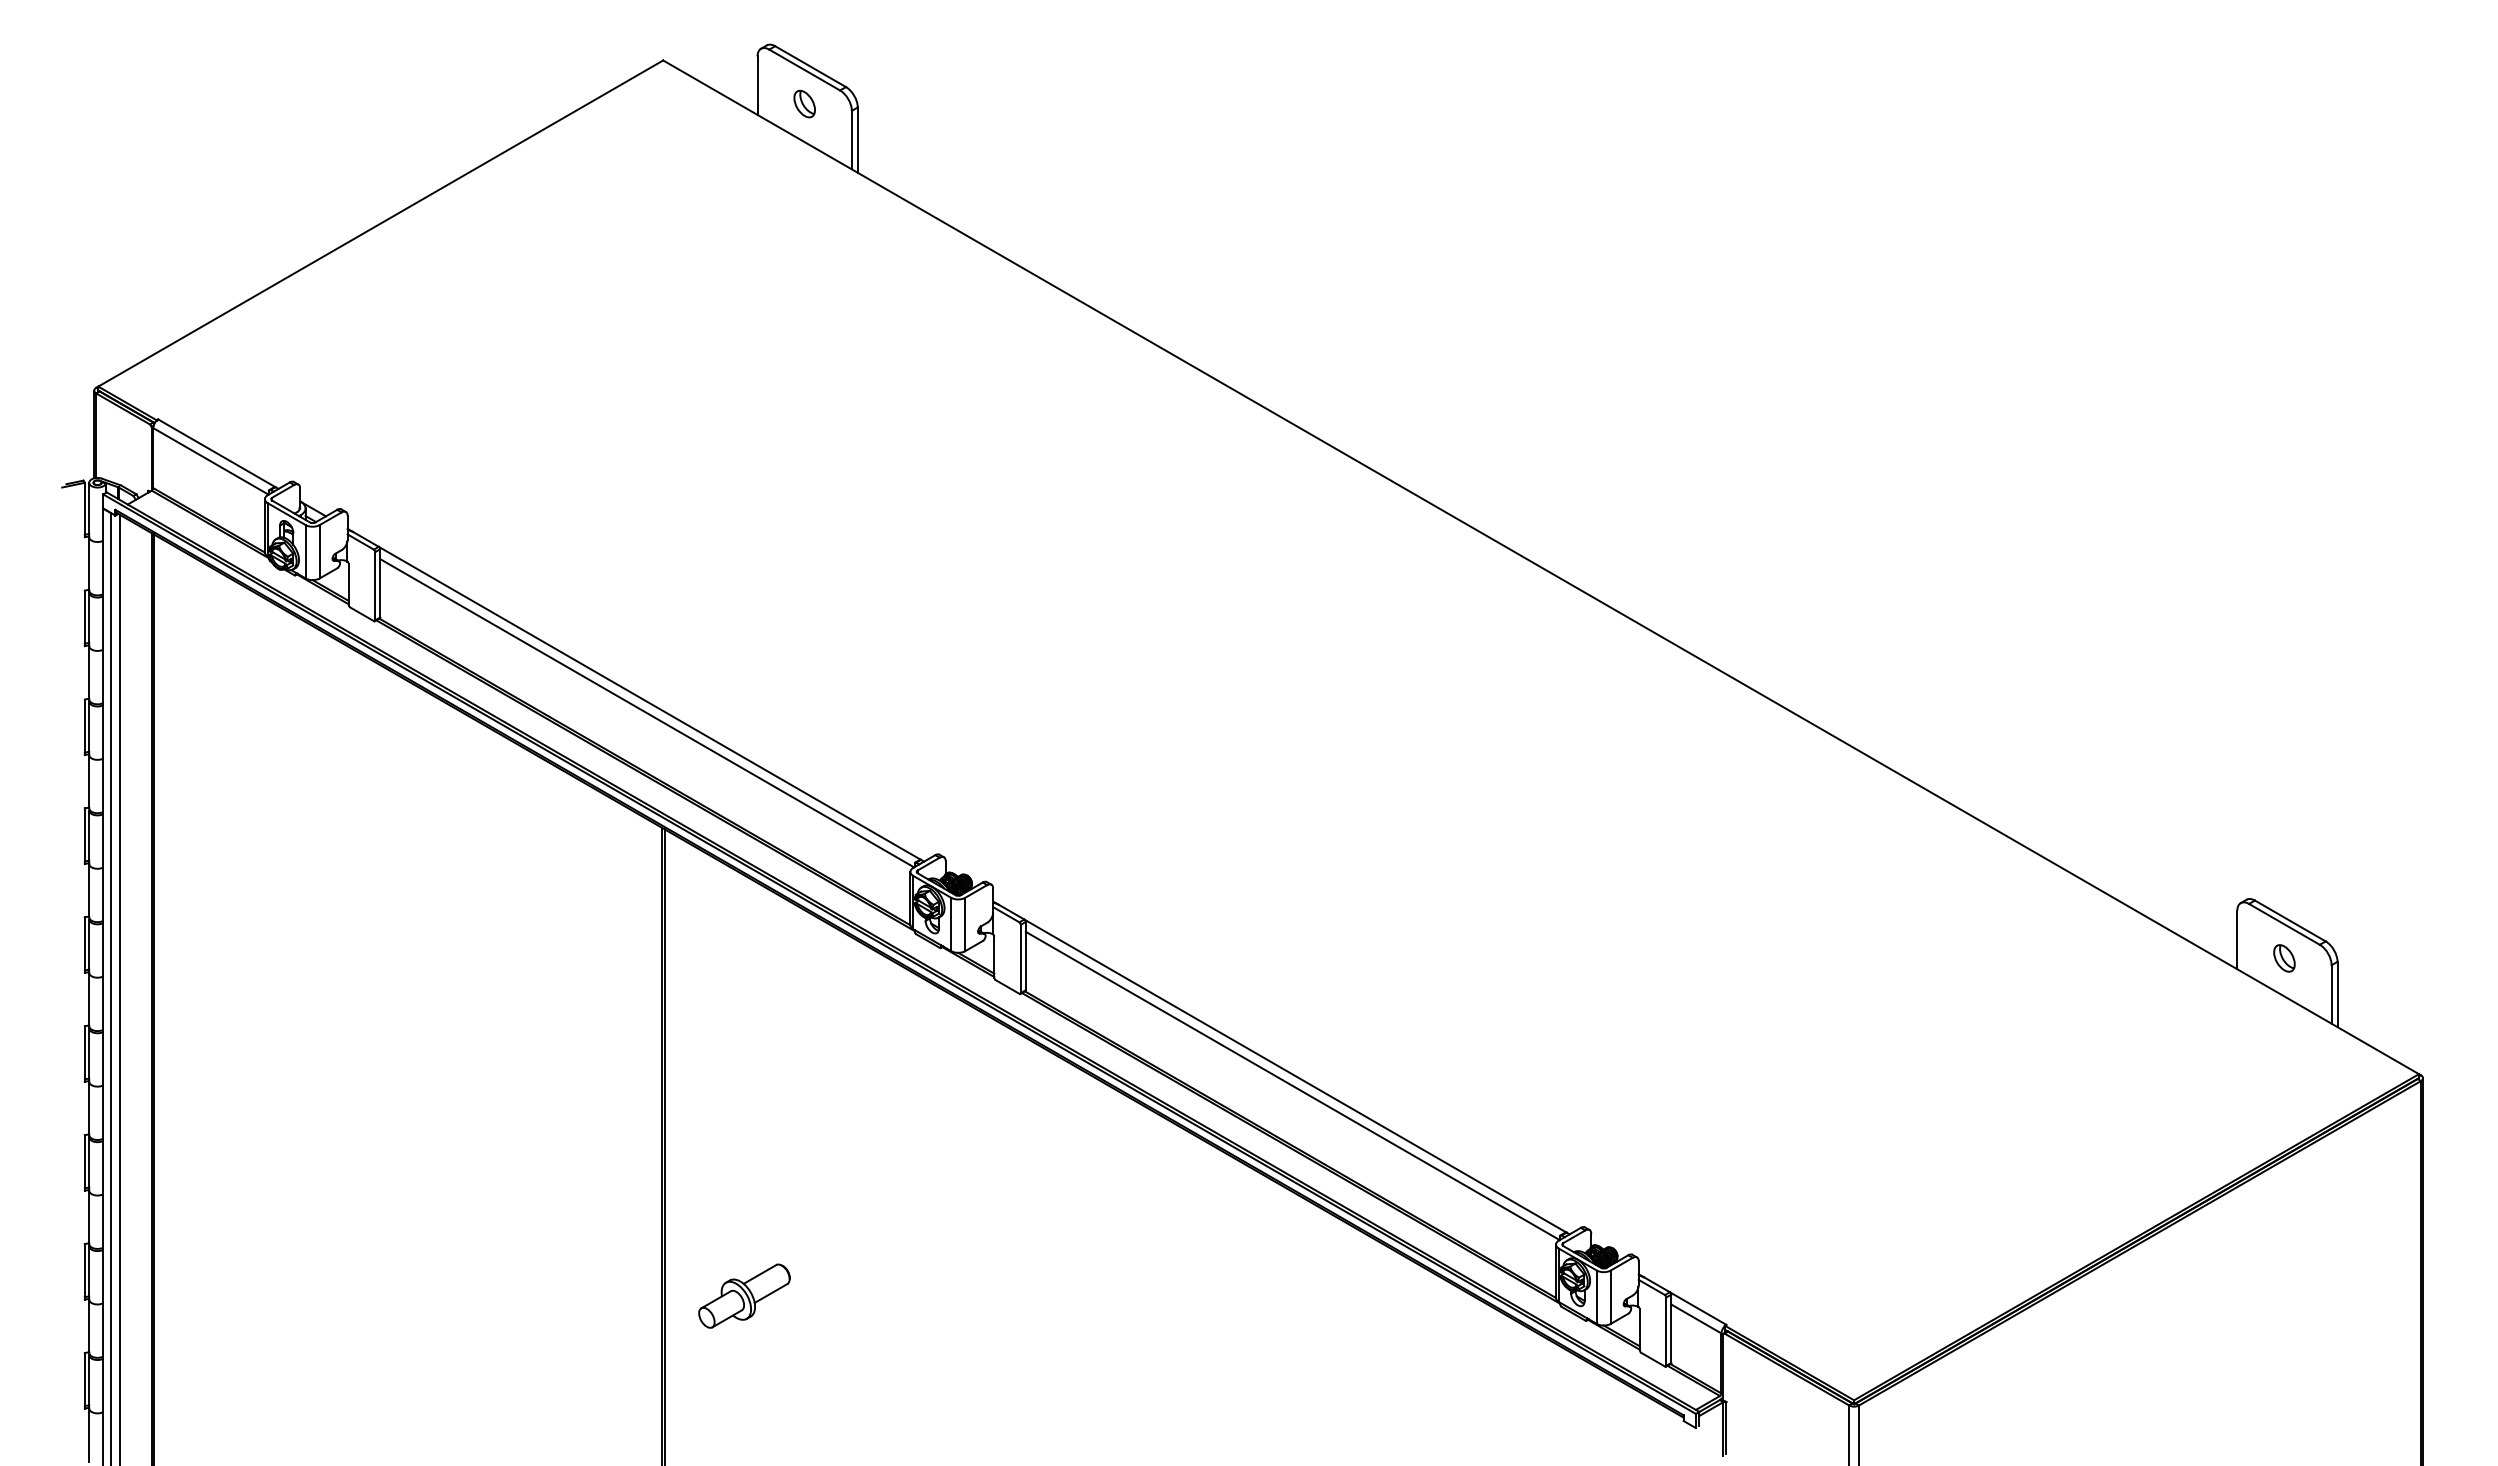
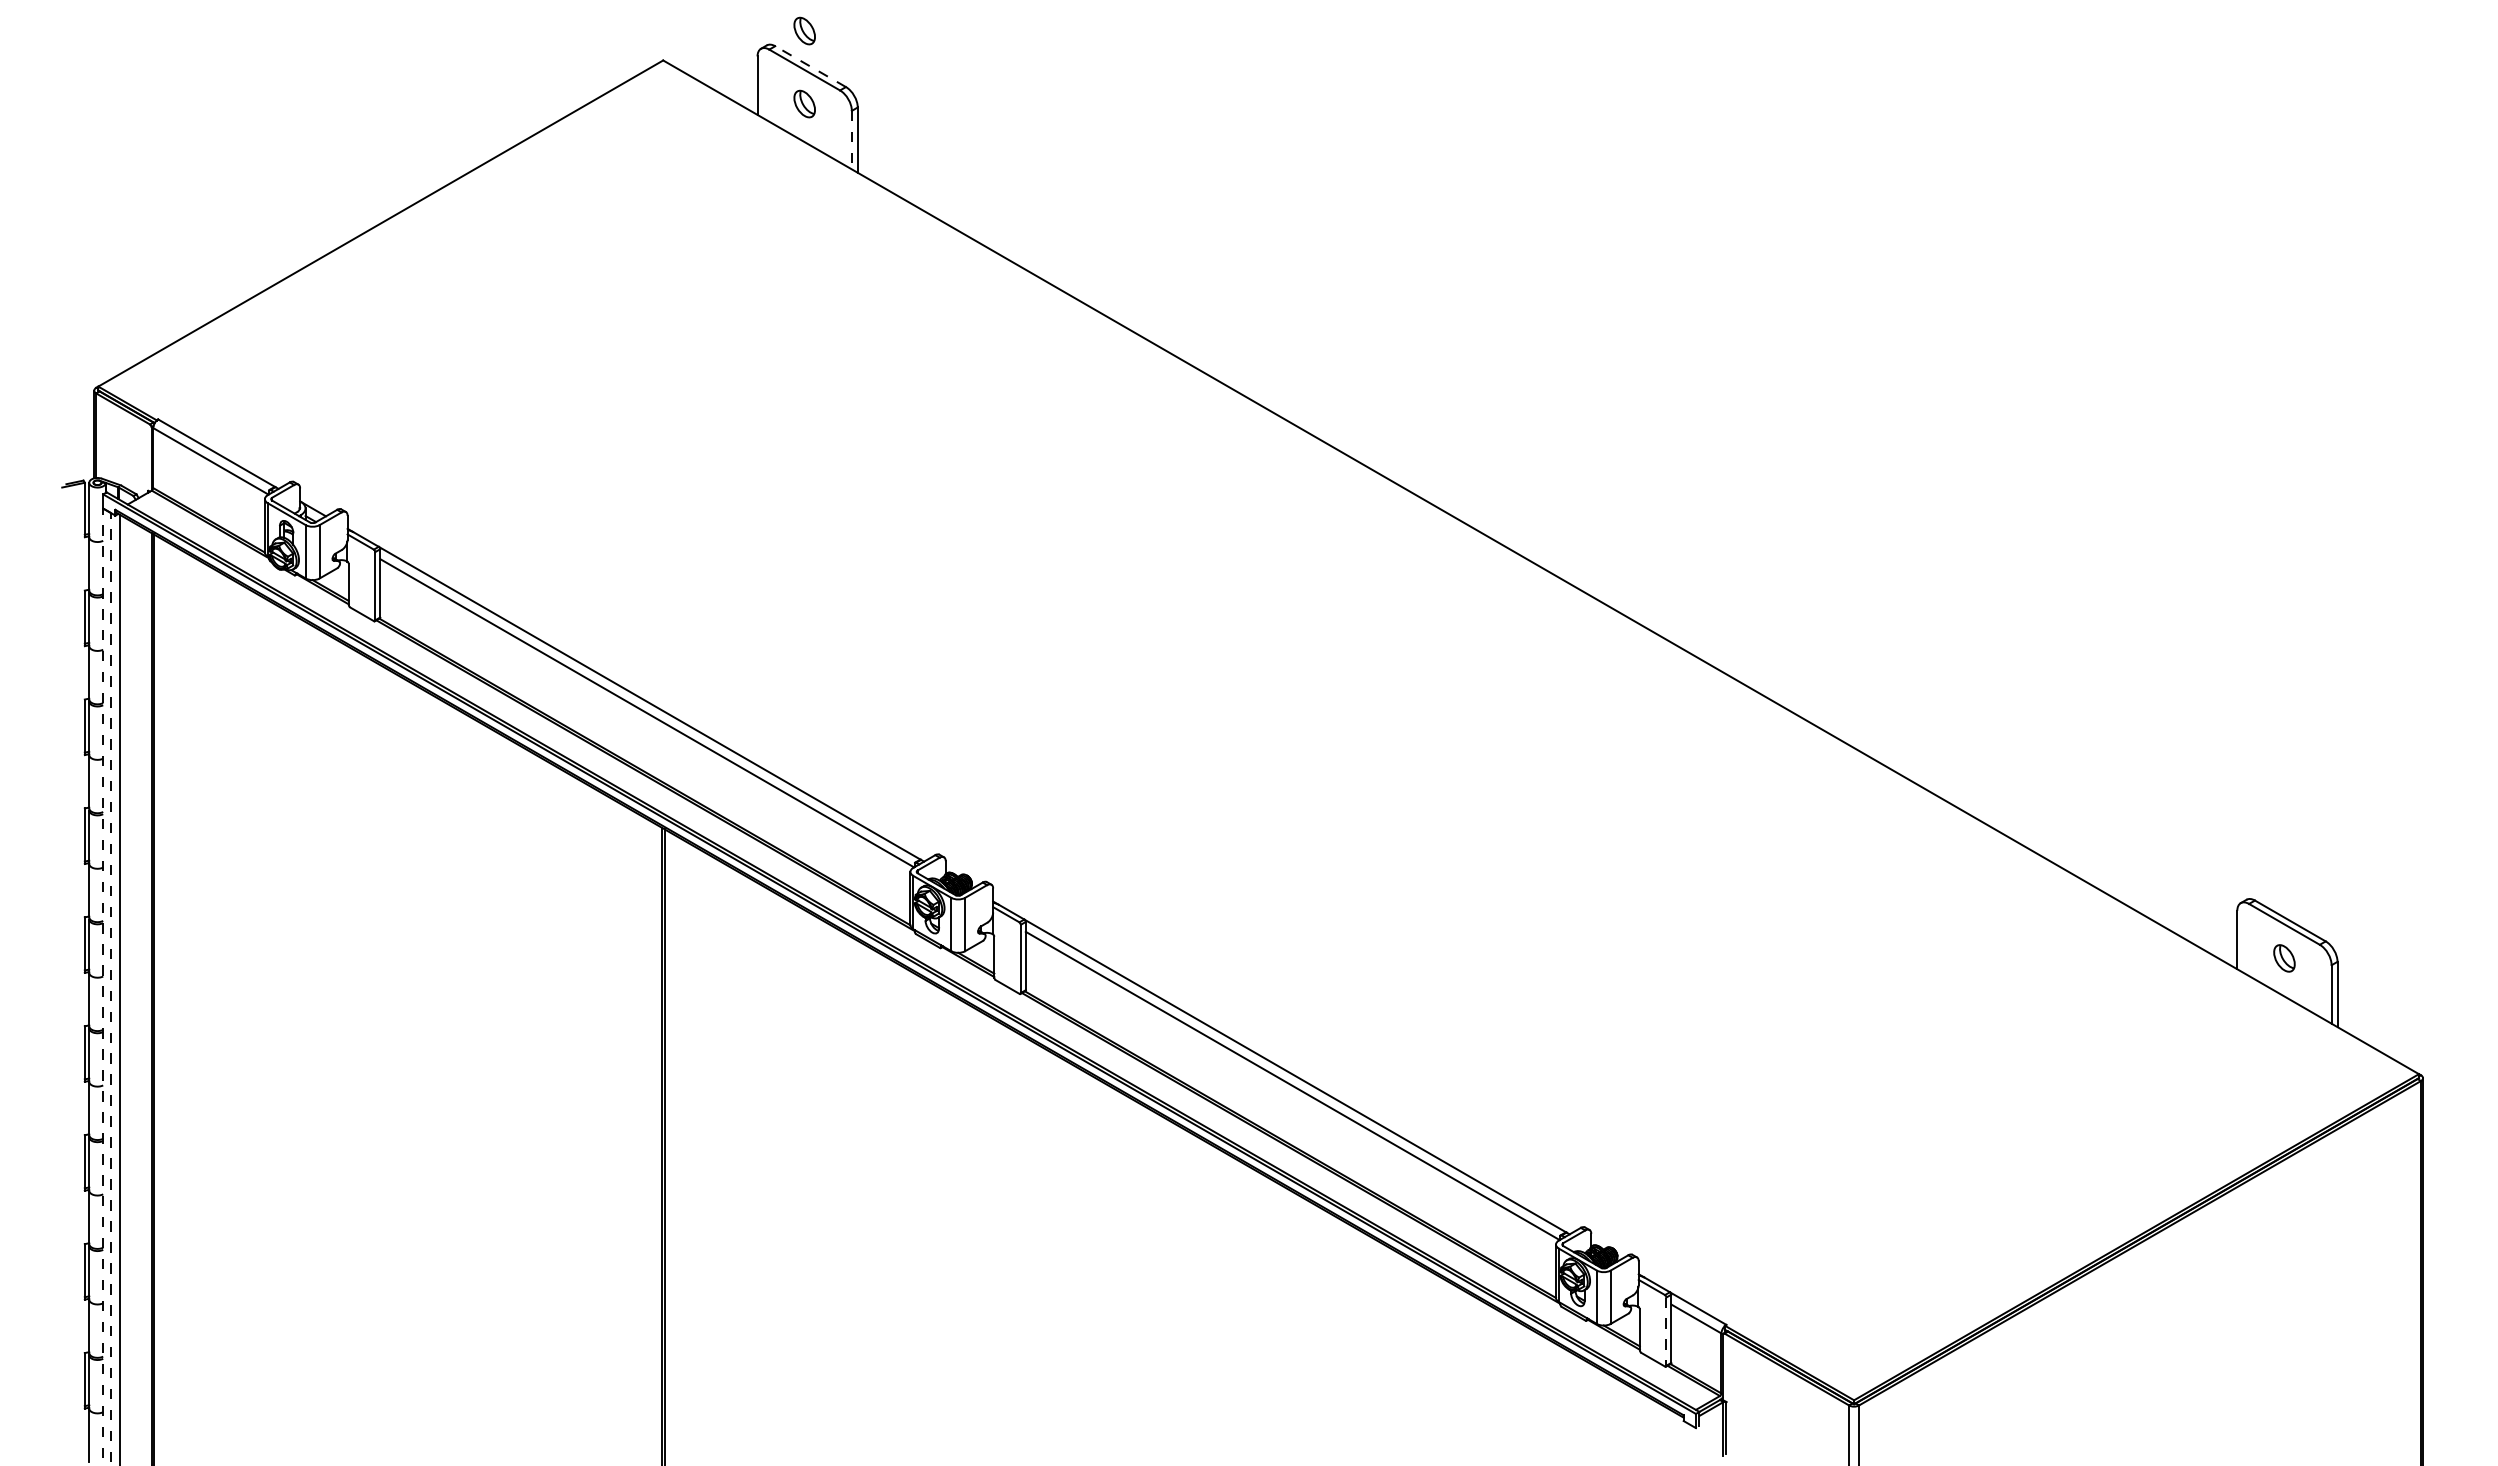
part: none -> present (804, 30)
line: solid -> dashed (810, 66)
line: solid -> dashed (851, 140)
line: solid -> dashed (103, 986)
line: solid -> dashed (110, 988)
part: present -> none (744, 1295)
line: solid -> dashed (1666, 1332)
